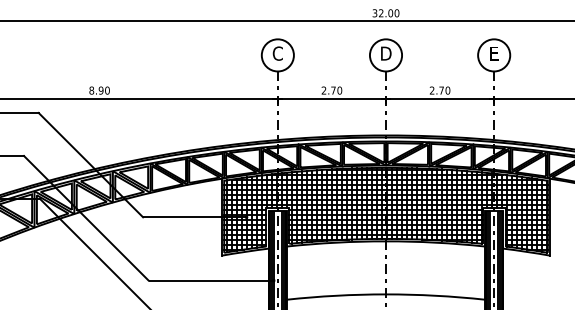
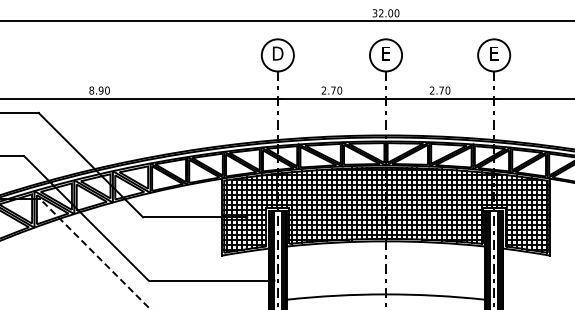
text: C -> D (278, 53)
text: D -> E (386, 53)
line: solid -> dashed (95, 254)
